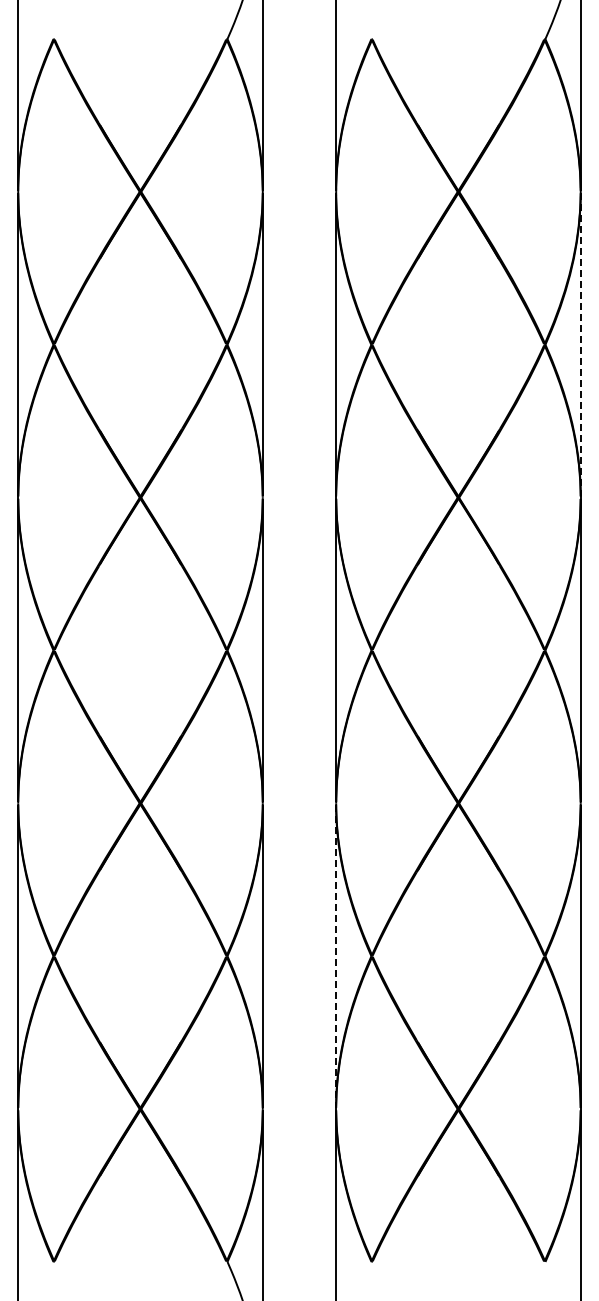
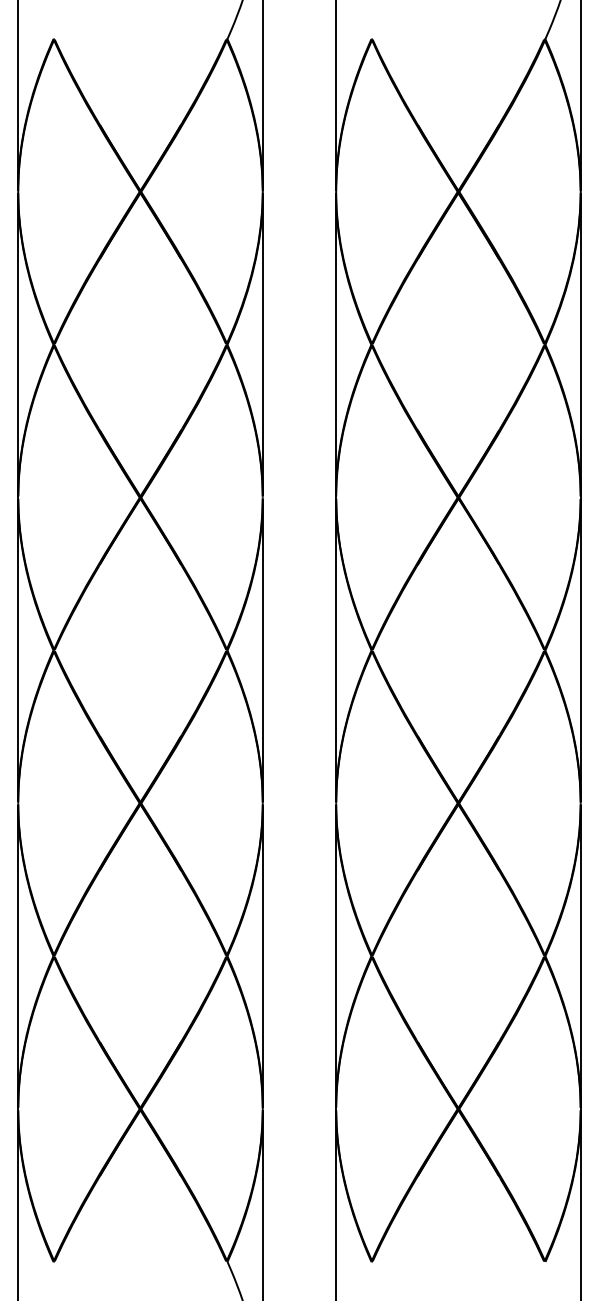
line: dashed -> solid (580, 344)
line: dashed -> solid (336, 956)
